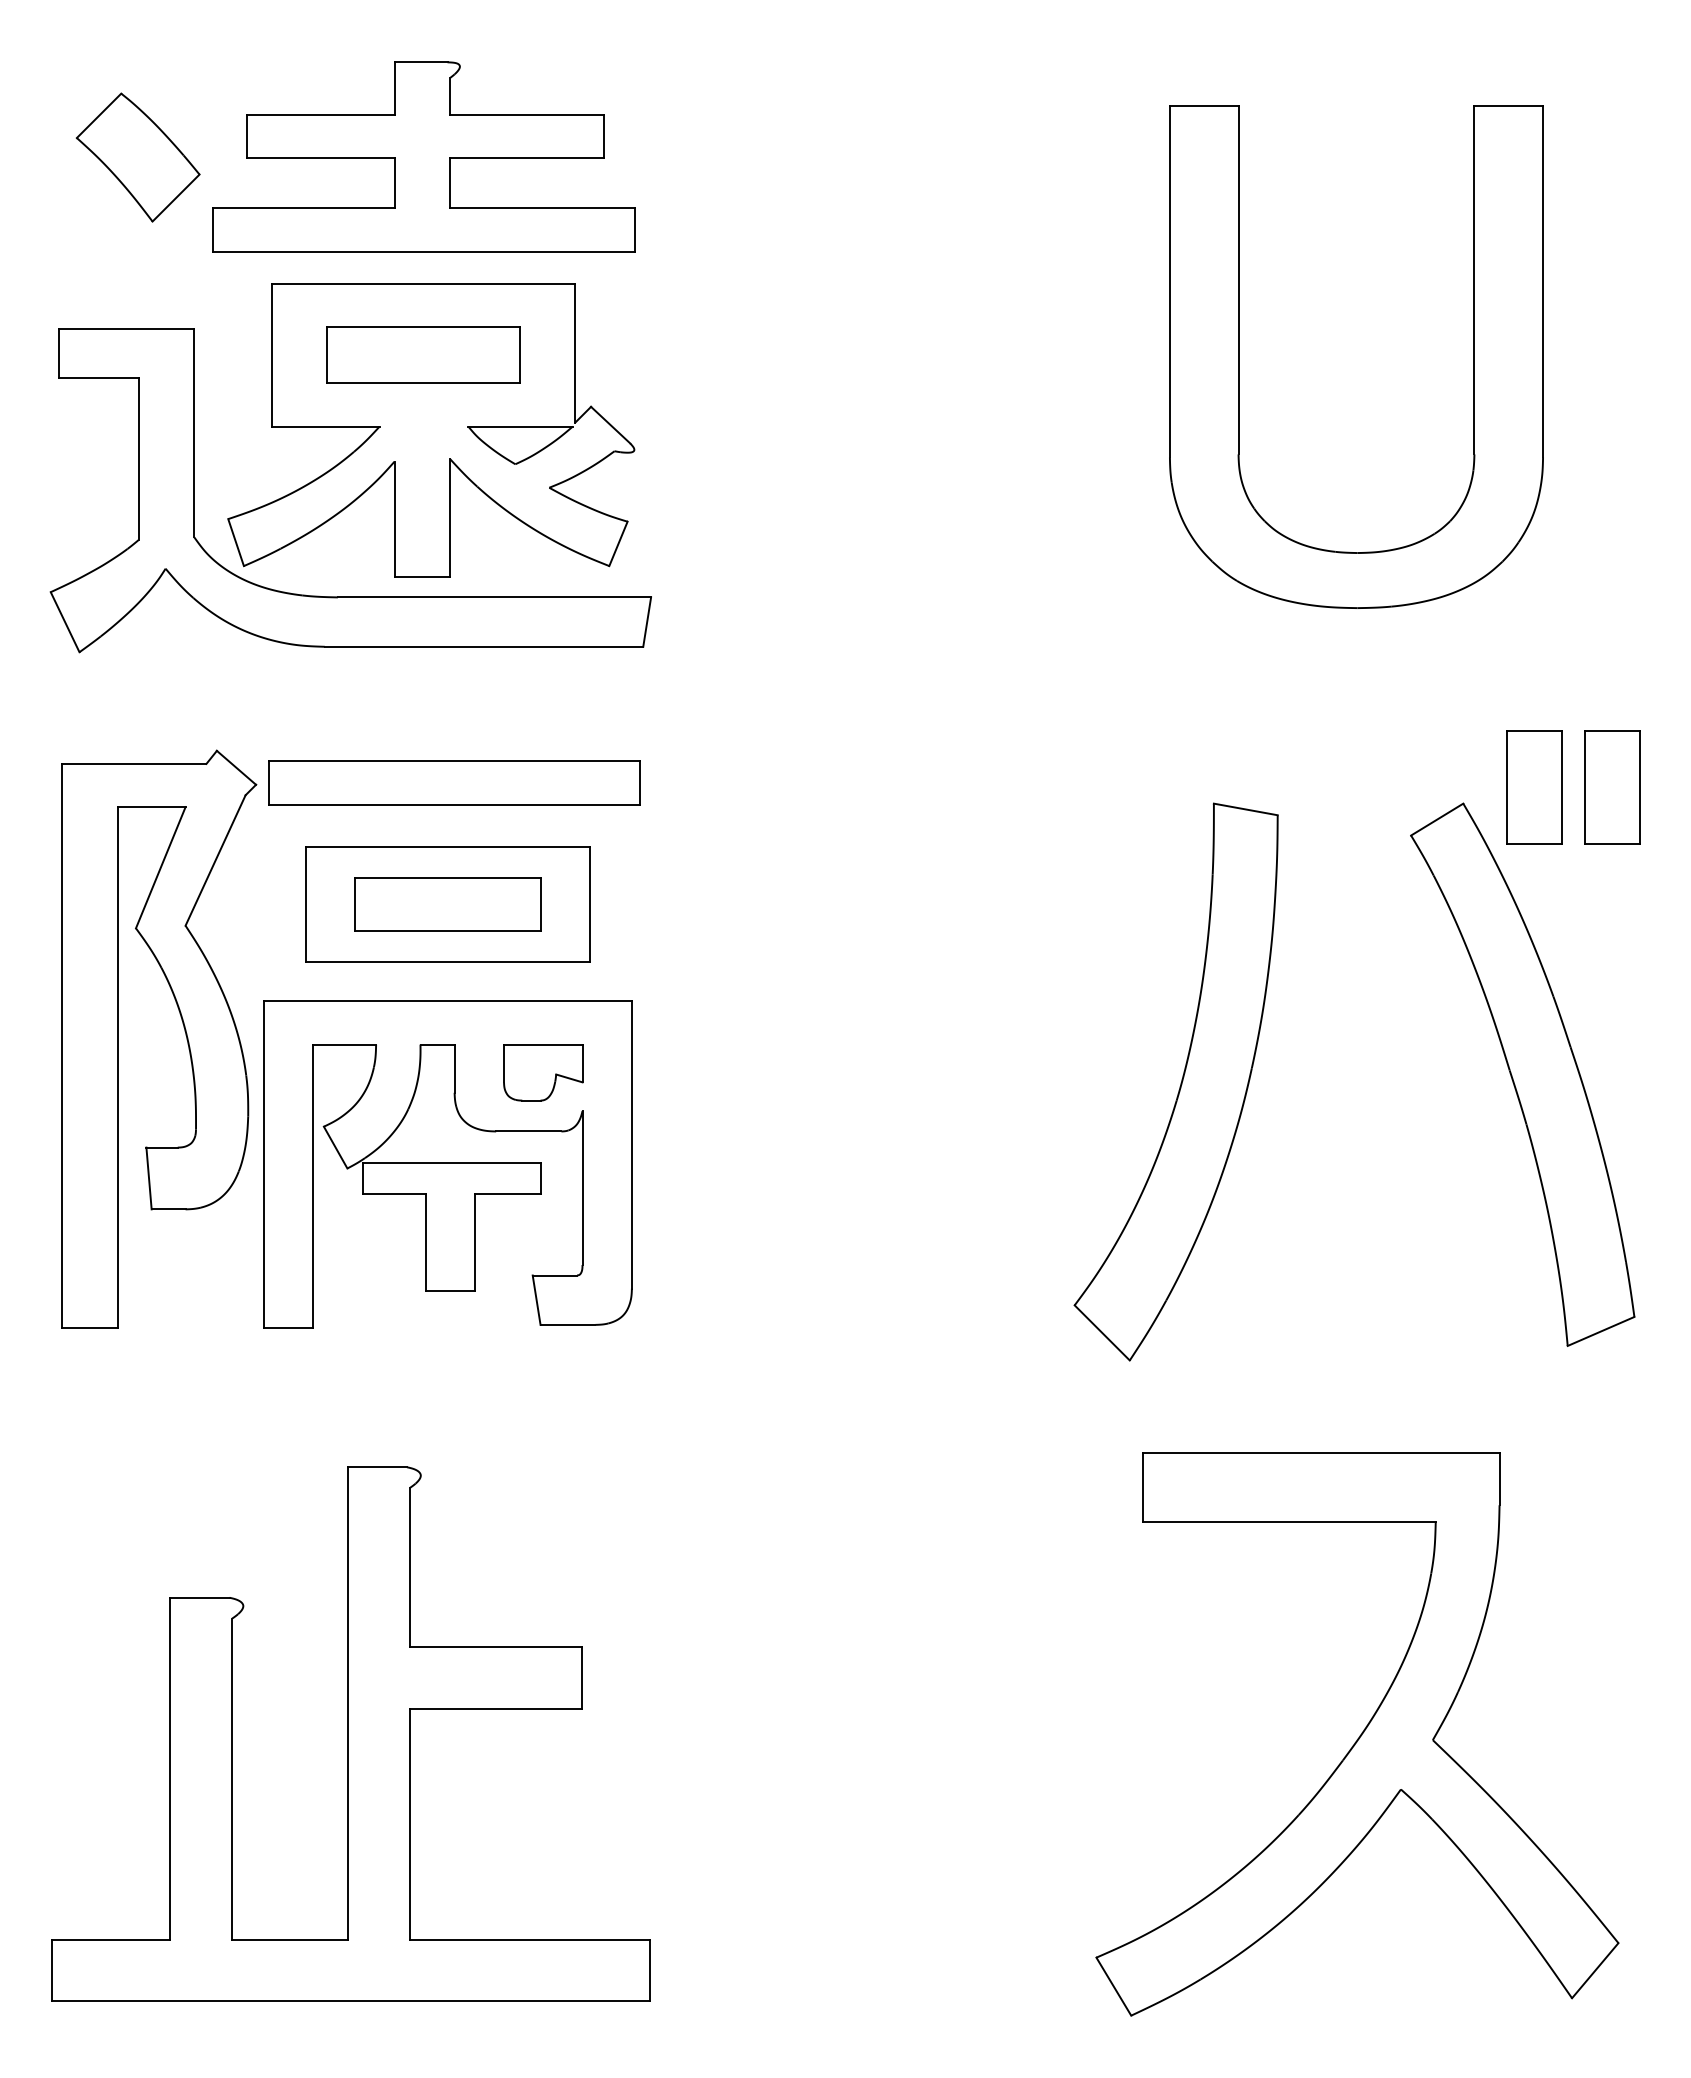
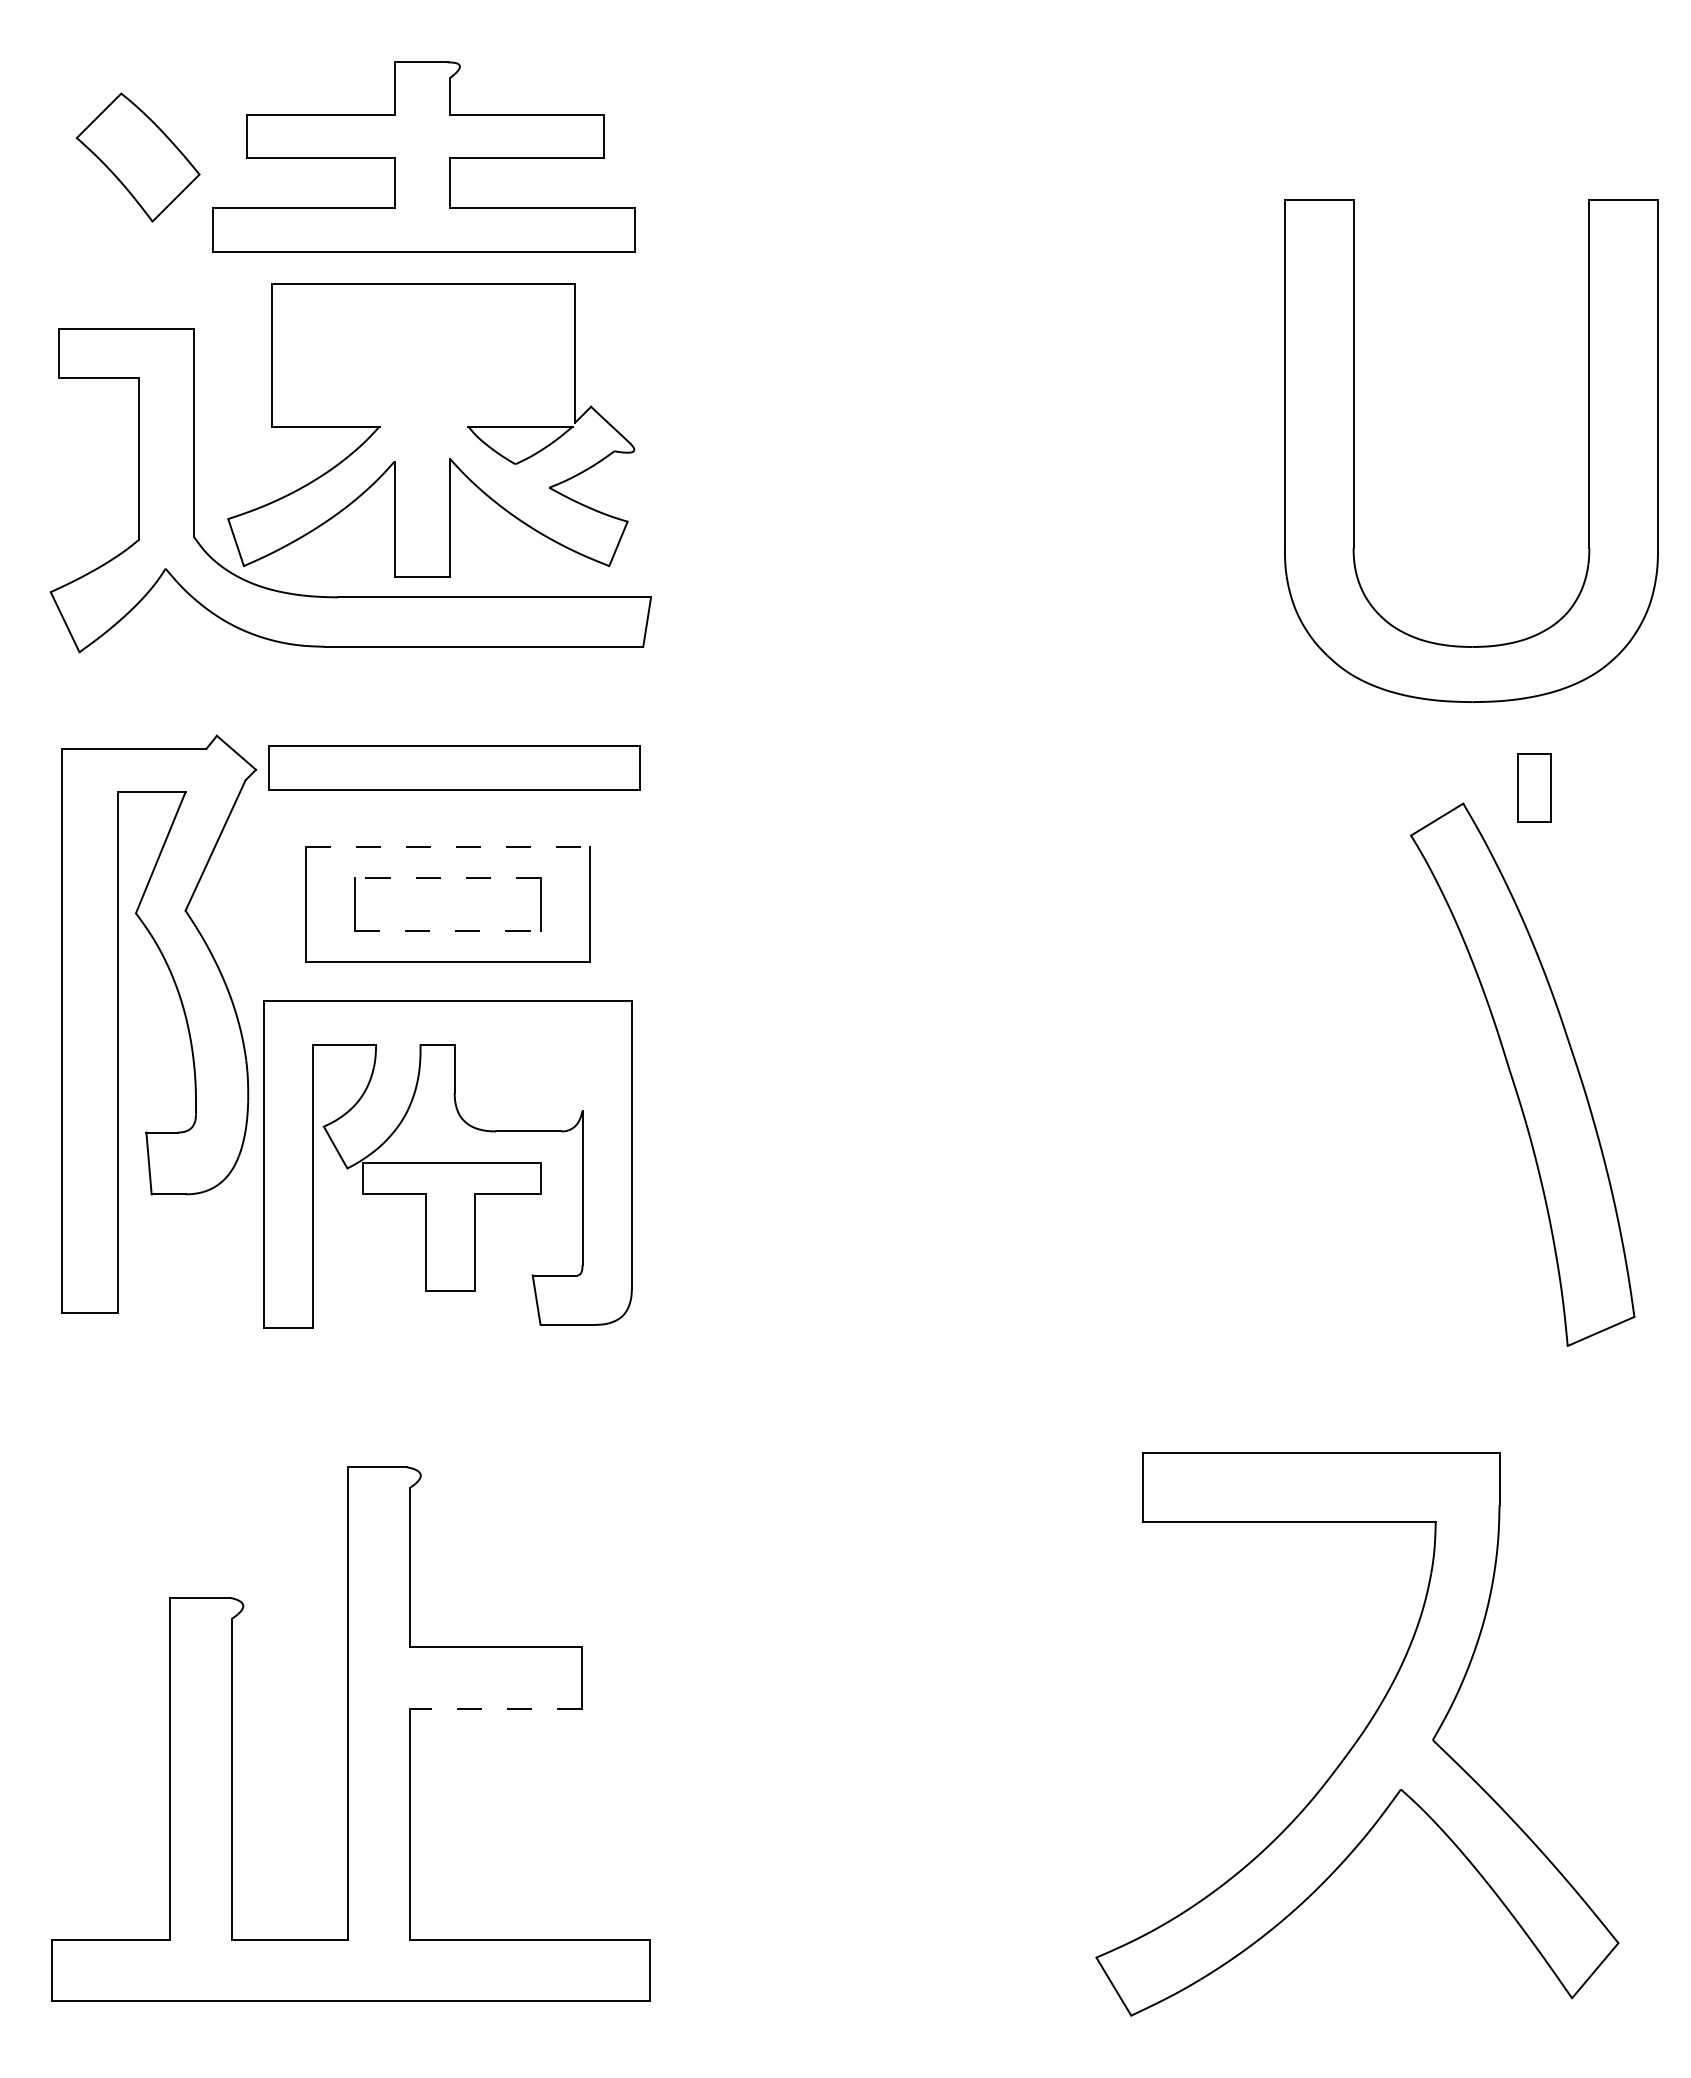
part: present -> none (423, 354)
part position: (1239, 356) -> (1354, 450) (1354, 450)
part position: (454, 782) -> (454, 767) (454, 767)
part size: 57x115 px -> 35x70 px (1534, 787)
part: present -> none (1612, 787)
line: solid -> dashed (448, 847)
line: solid -> dashed (448, 878)
line: solid -> dashed (448, 930)
part position: (184, 1031) -> (184, 1016) (184, 1016)
part: present -> none (543, 1072)
part: present -> none (1175, 1081)
line: solid -> dashed (495, 1709)
